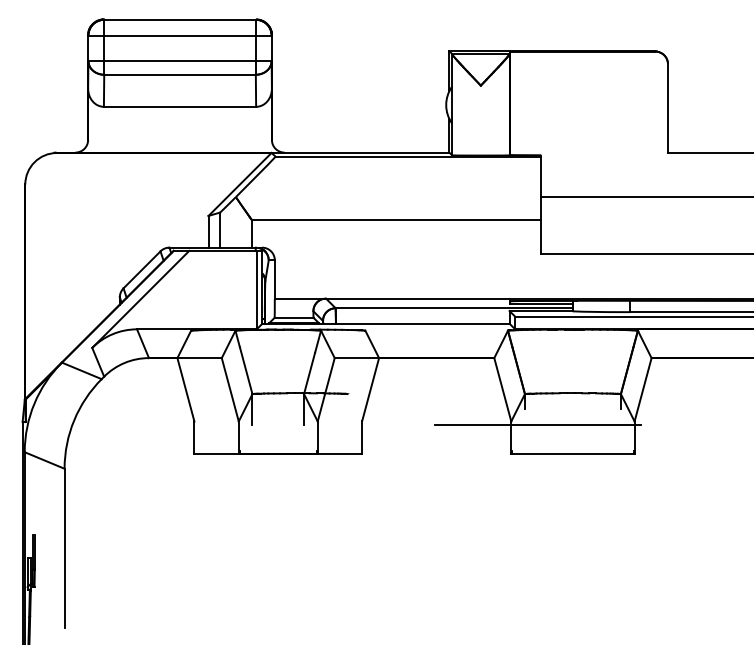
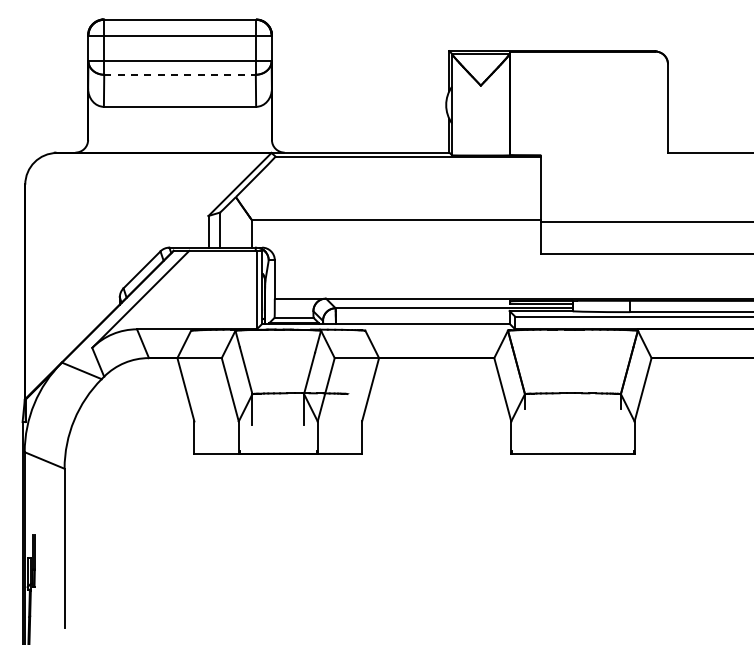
line: solid -> dashed (180, 74)
line position: (645, 196) -> (645, 221) (645, 221)
line: present -> none (538, 425)
